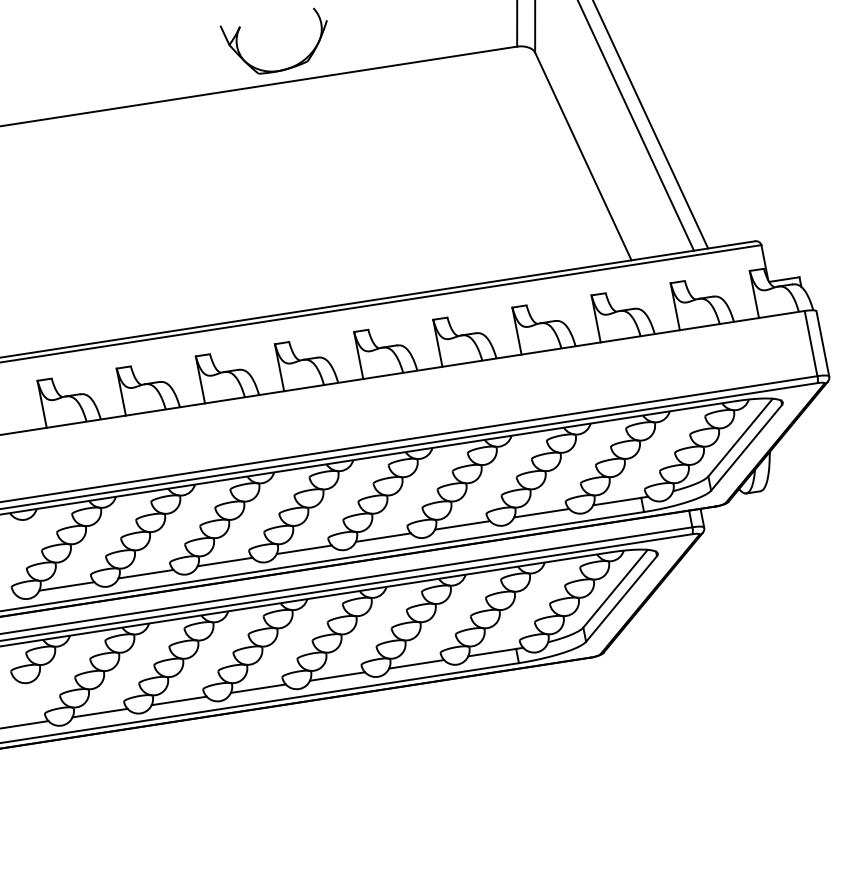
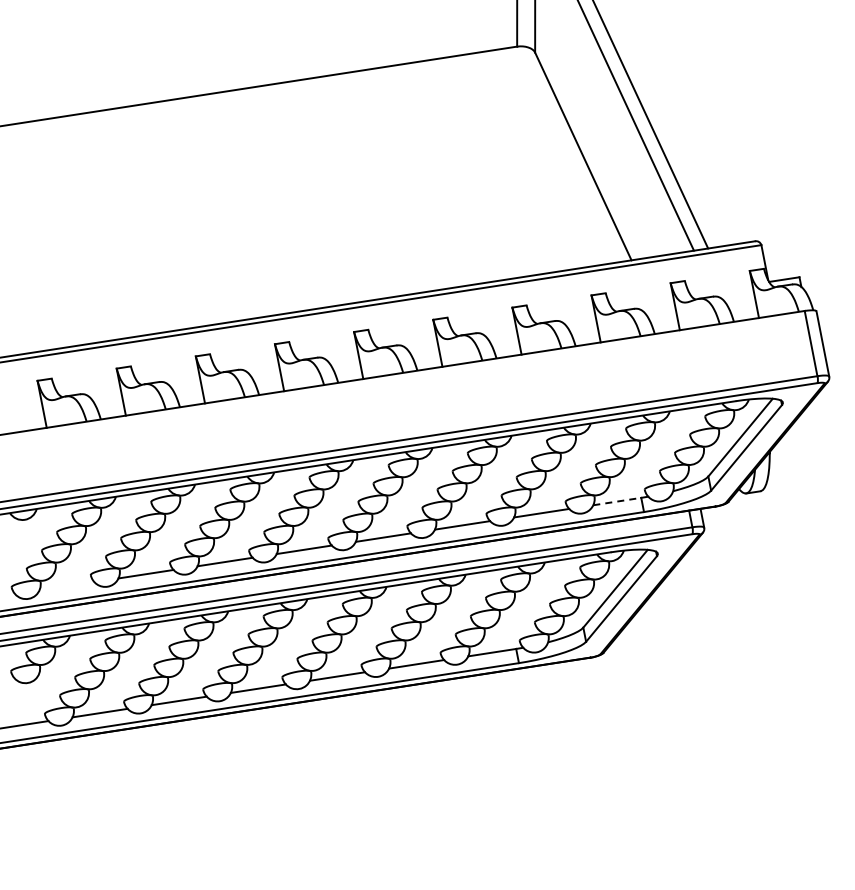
part: present -> none (279, 69)
line: solid -> dashed (617, 501)
line: present -> none (66, 586)
